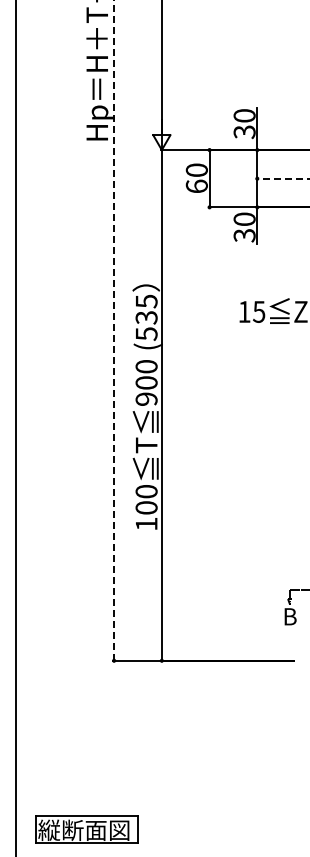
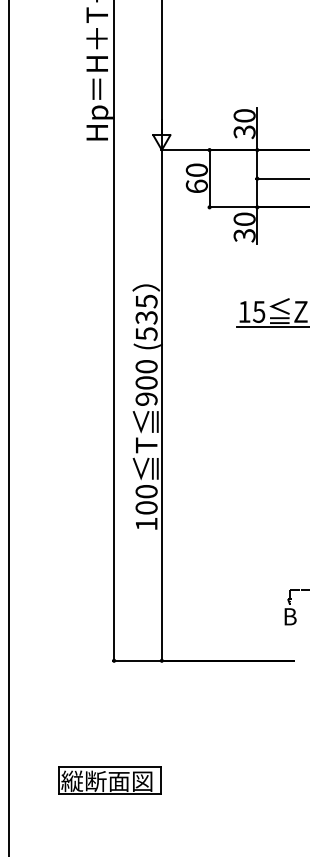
line: dashed -> solid (282, 178)
line: none -> present (271, 326)
line: dashed -> solid (114, 330)
line position: (16, 427) -> (9, 427) (9, 427)
part position: (86, 829) -> (109, 780) (109, 780)
